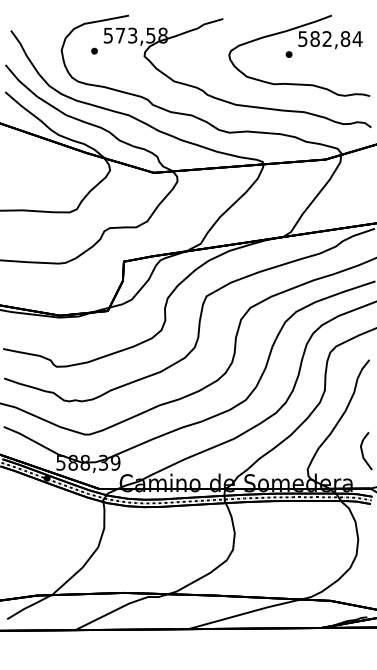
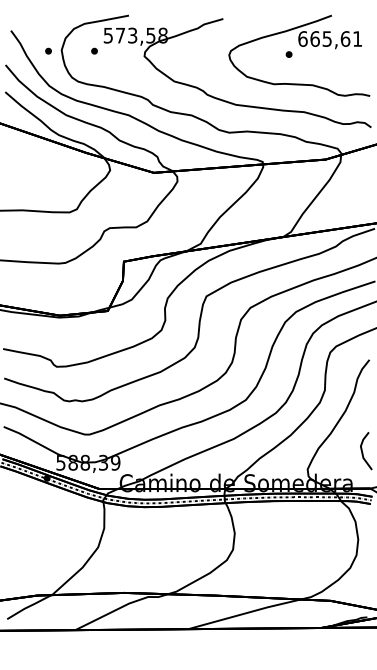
text: 582,84 -> 665,61 (330, 38)
part: none -> present (48, 50)
